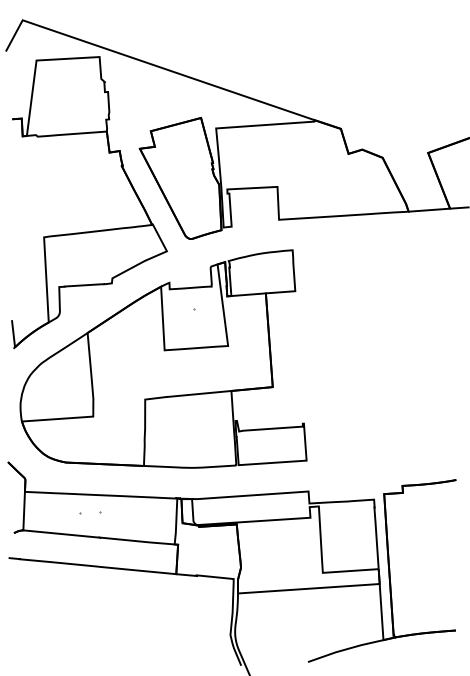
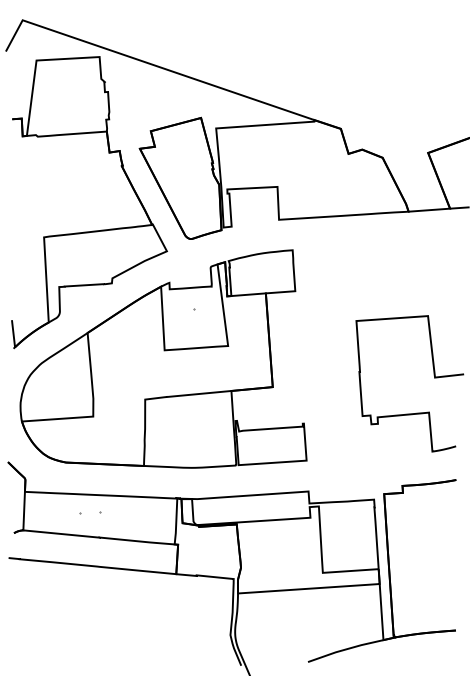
curve: none -> present (433, 375)
